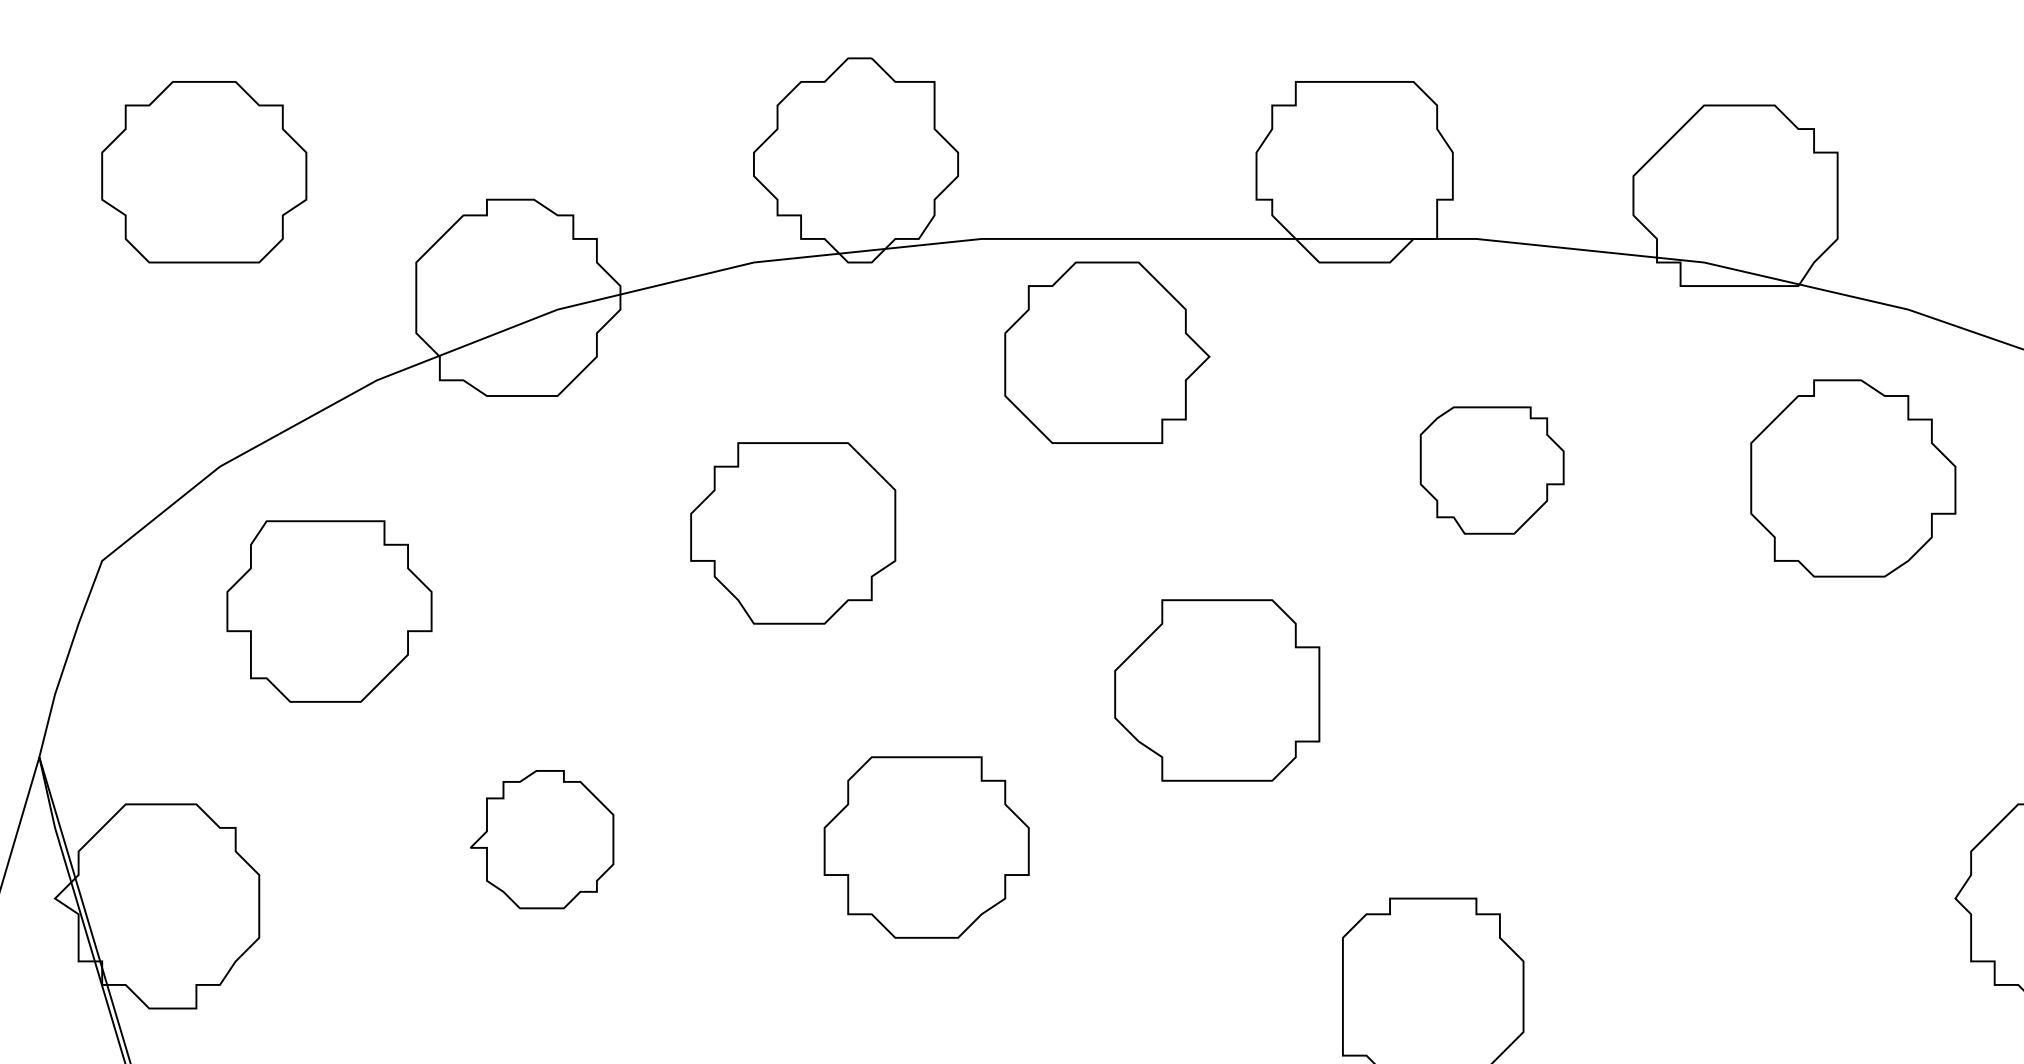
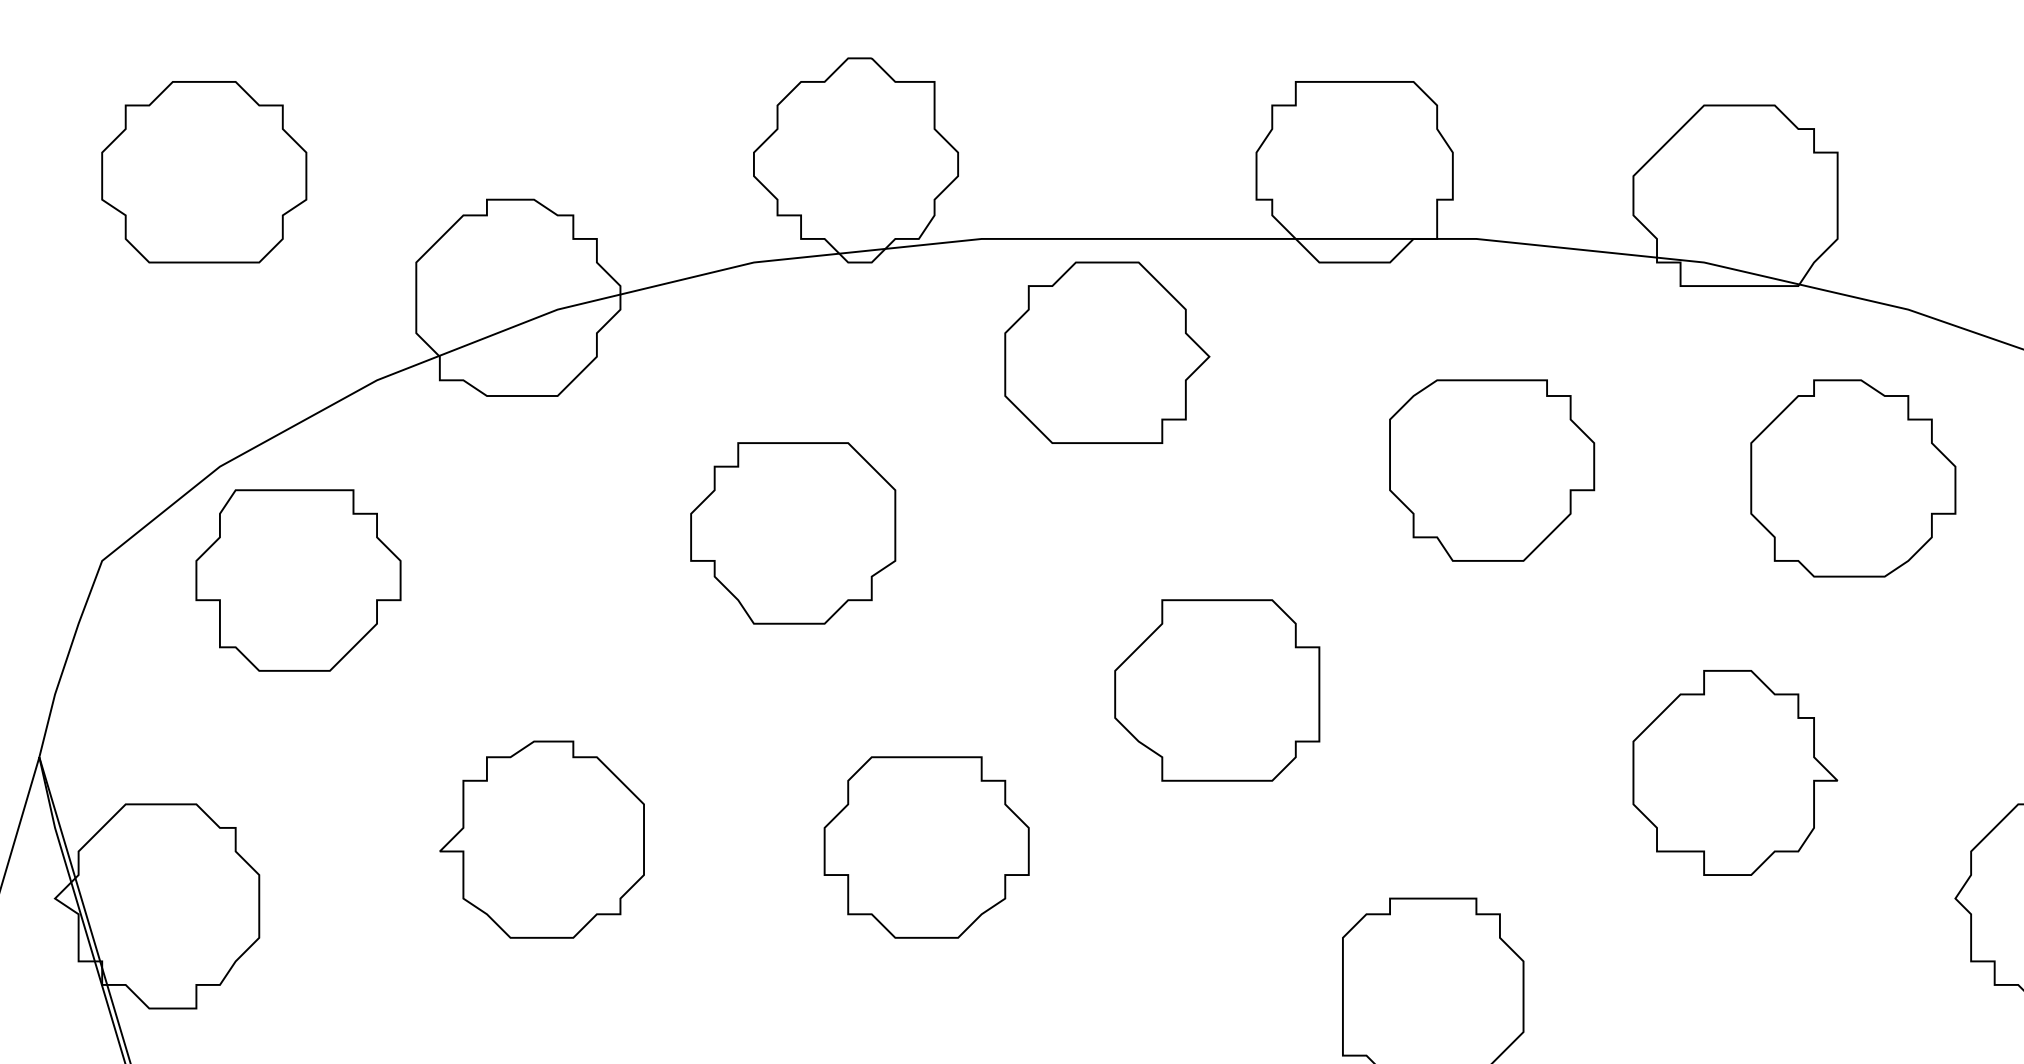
part size: 146x129 px -> 207x183 px (1492, 470)
part position: (329, 611) -> (298, 580) (298, 580)
part: none -> present (1735, 772)
part size: 145x140 px -> 206x199 px (541, 839)
